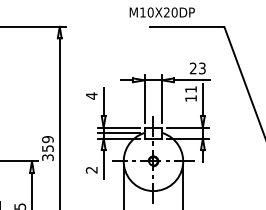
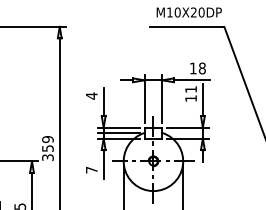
text position: (161, 12) -> (188, 12) (188, 12)
text: 23 -> 18 (197, 68)
text: 2 -> 7 (91, 169)
